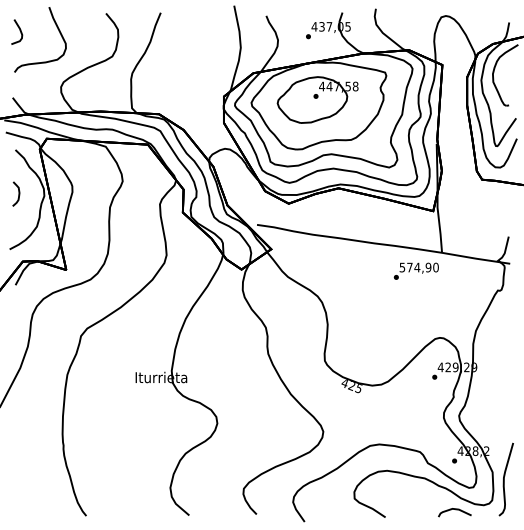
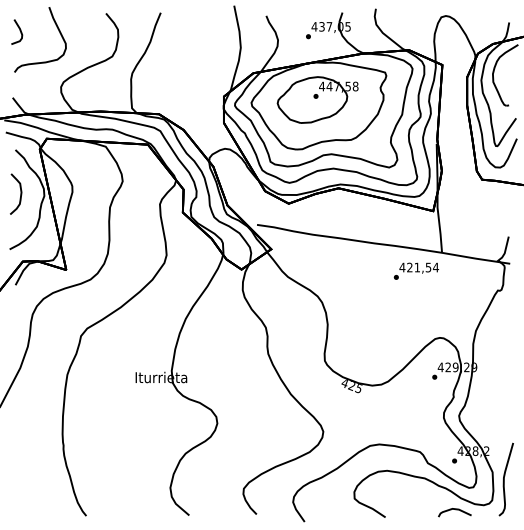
part size: 9x26 px -> 13x42 px (16, 193)
text: 574,90 -> 421,54 (419, 267)
